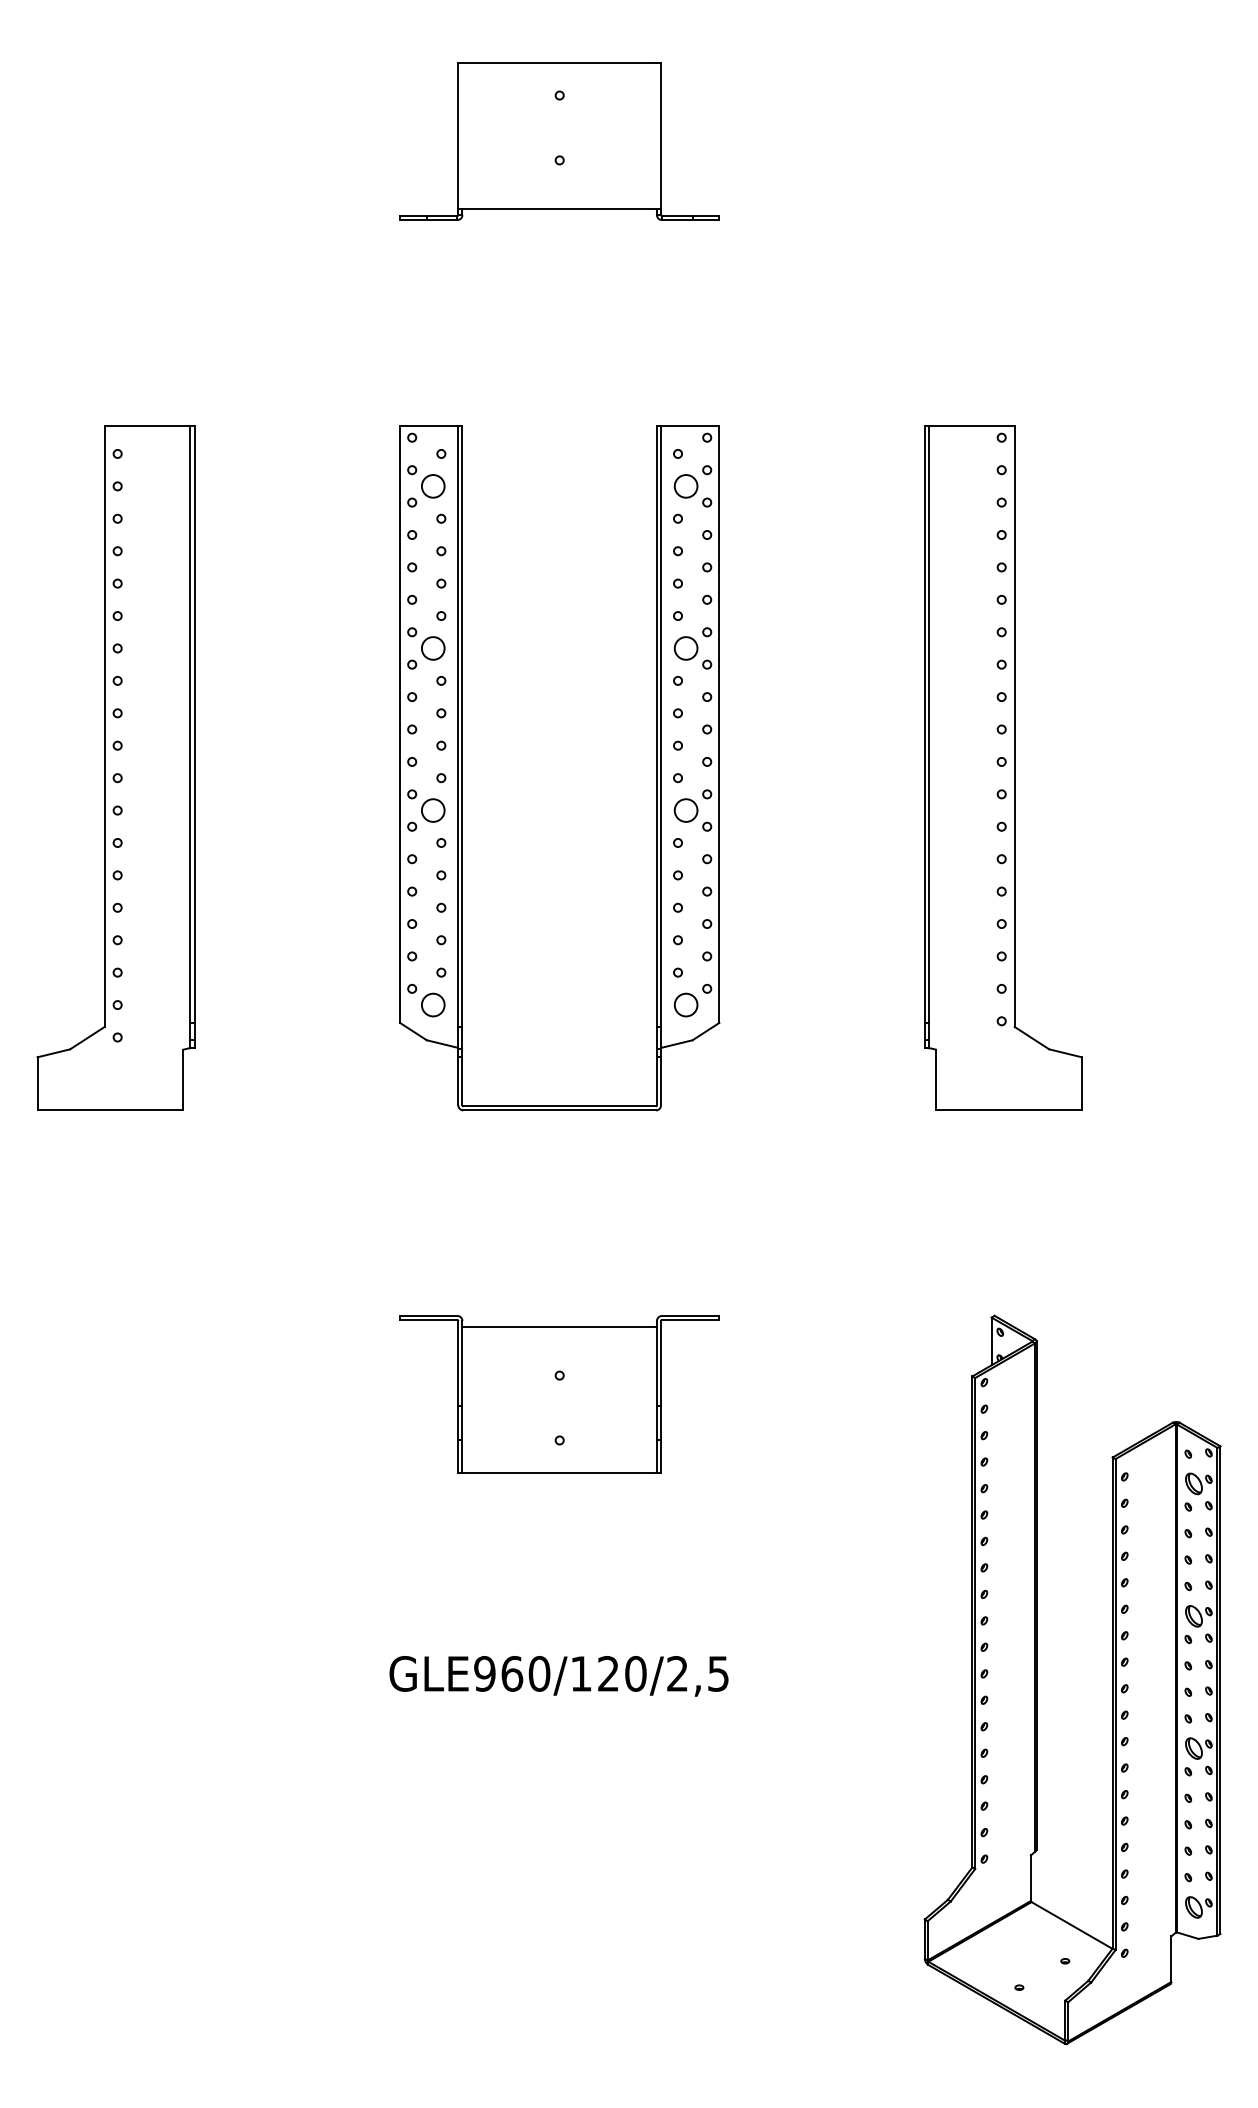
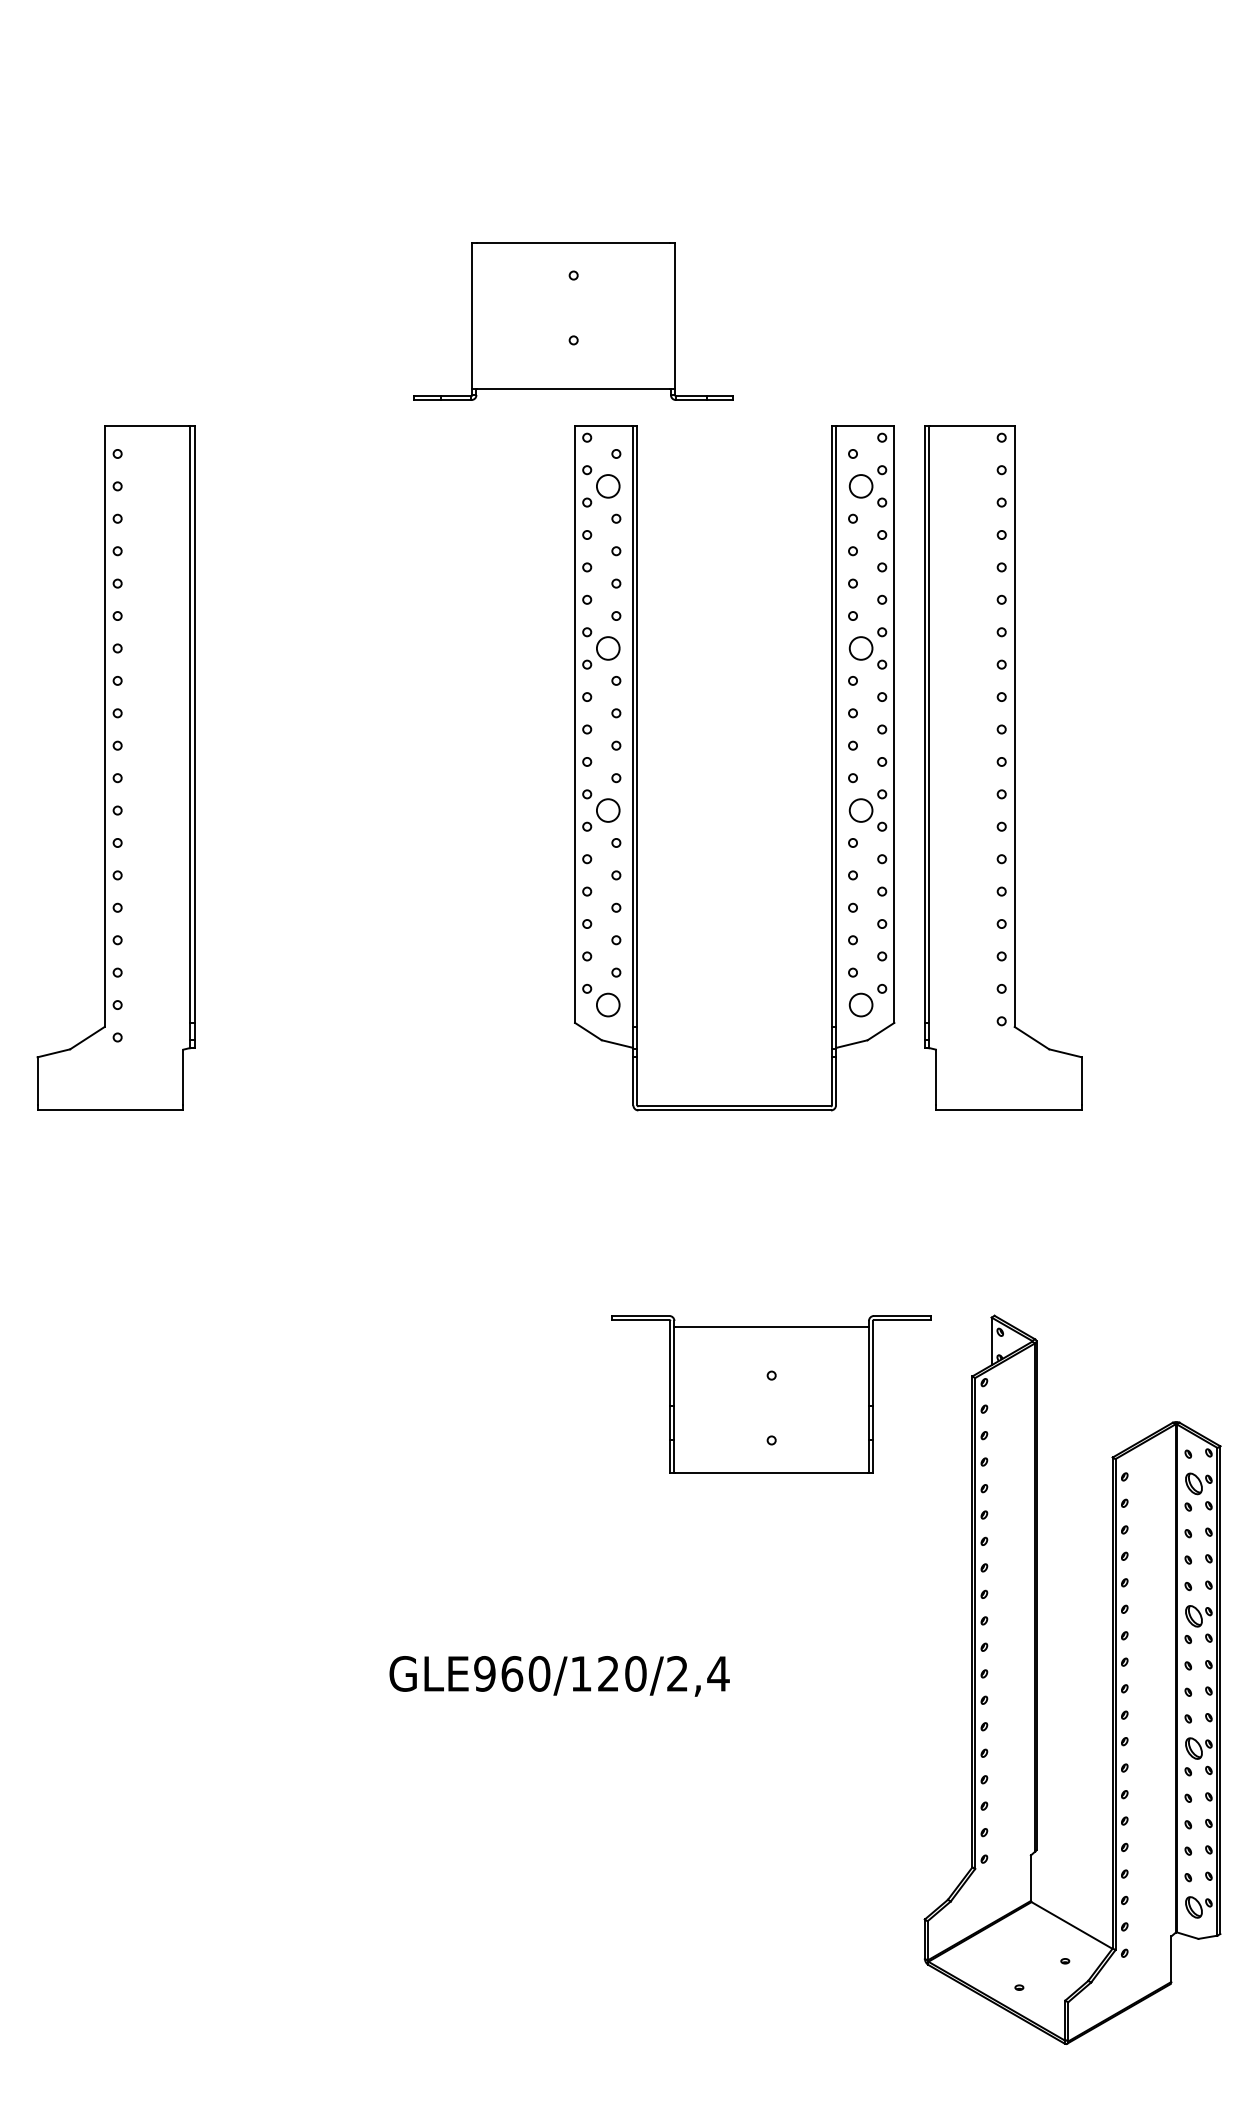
part position: (559, 141) -> (573, 321) (573, 321)
part position: (462, 768) -> (637, 768) (637, 768)
part position: (559, 1394) -> (771, 1394) (771, 1394)
text: GLE960/120/2,5 -> GLE960/120/2,4 (718, 1673)
